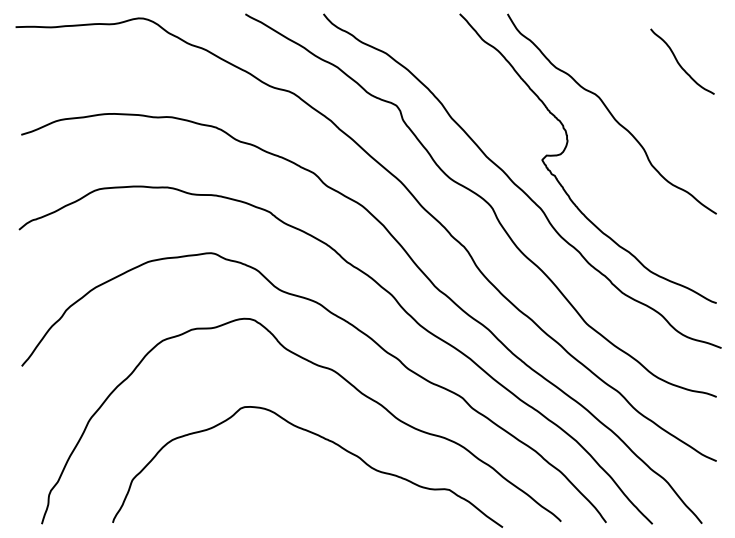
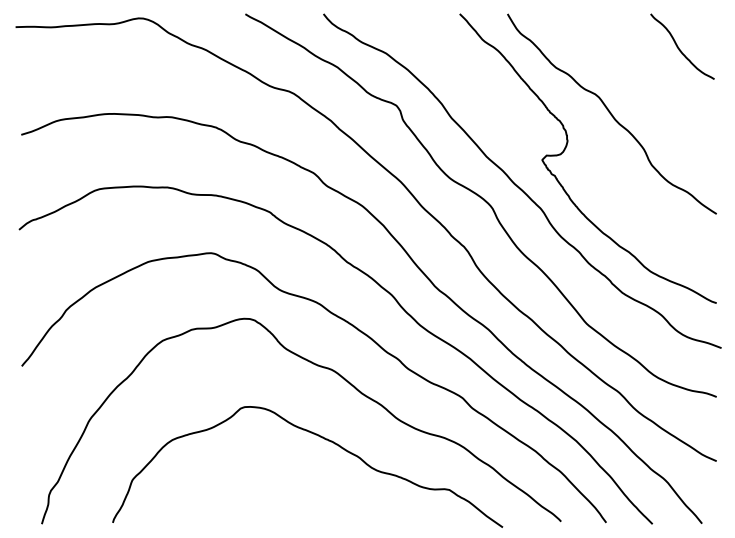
curve position: (679, 62) -> (679, 47) (679, 47)
